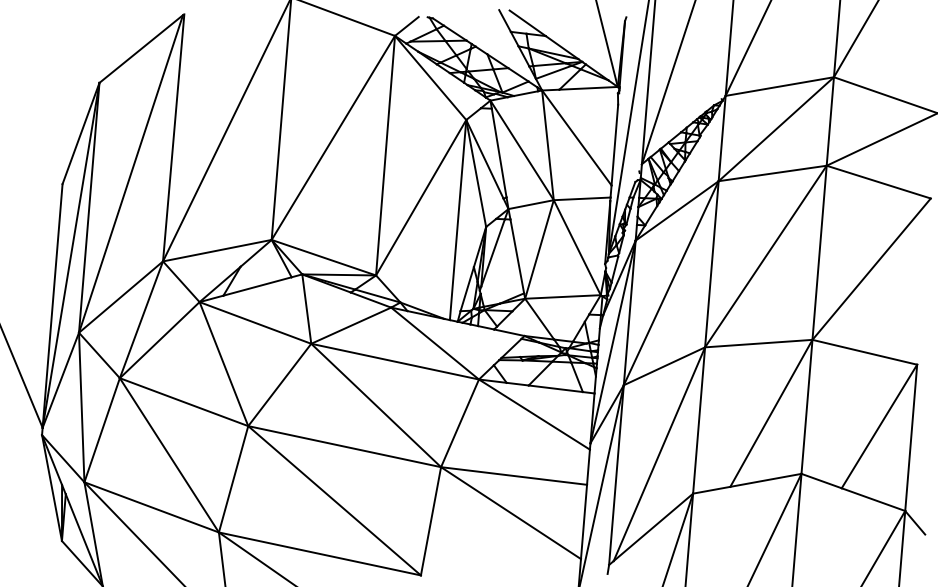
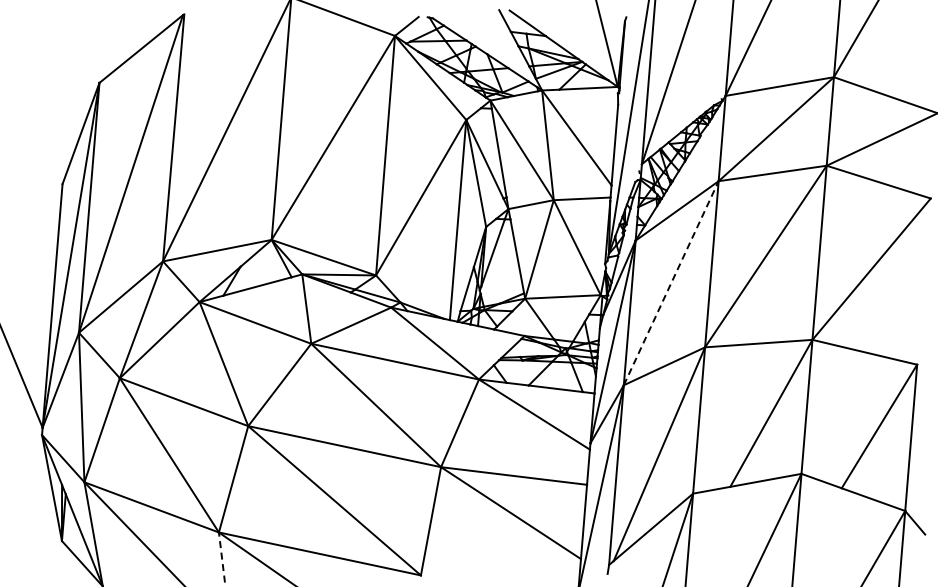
line: solid -> dashed (671, 283)
line: solid -> dashed (222, 558)
